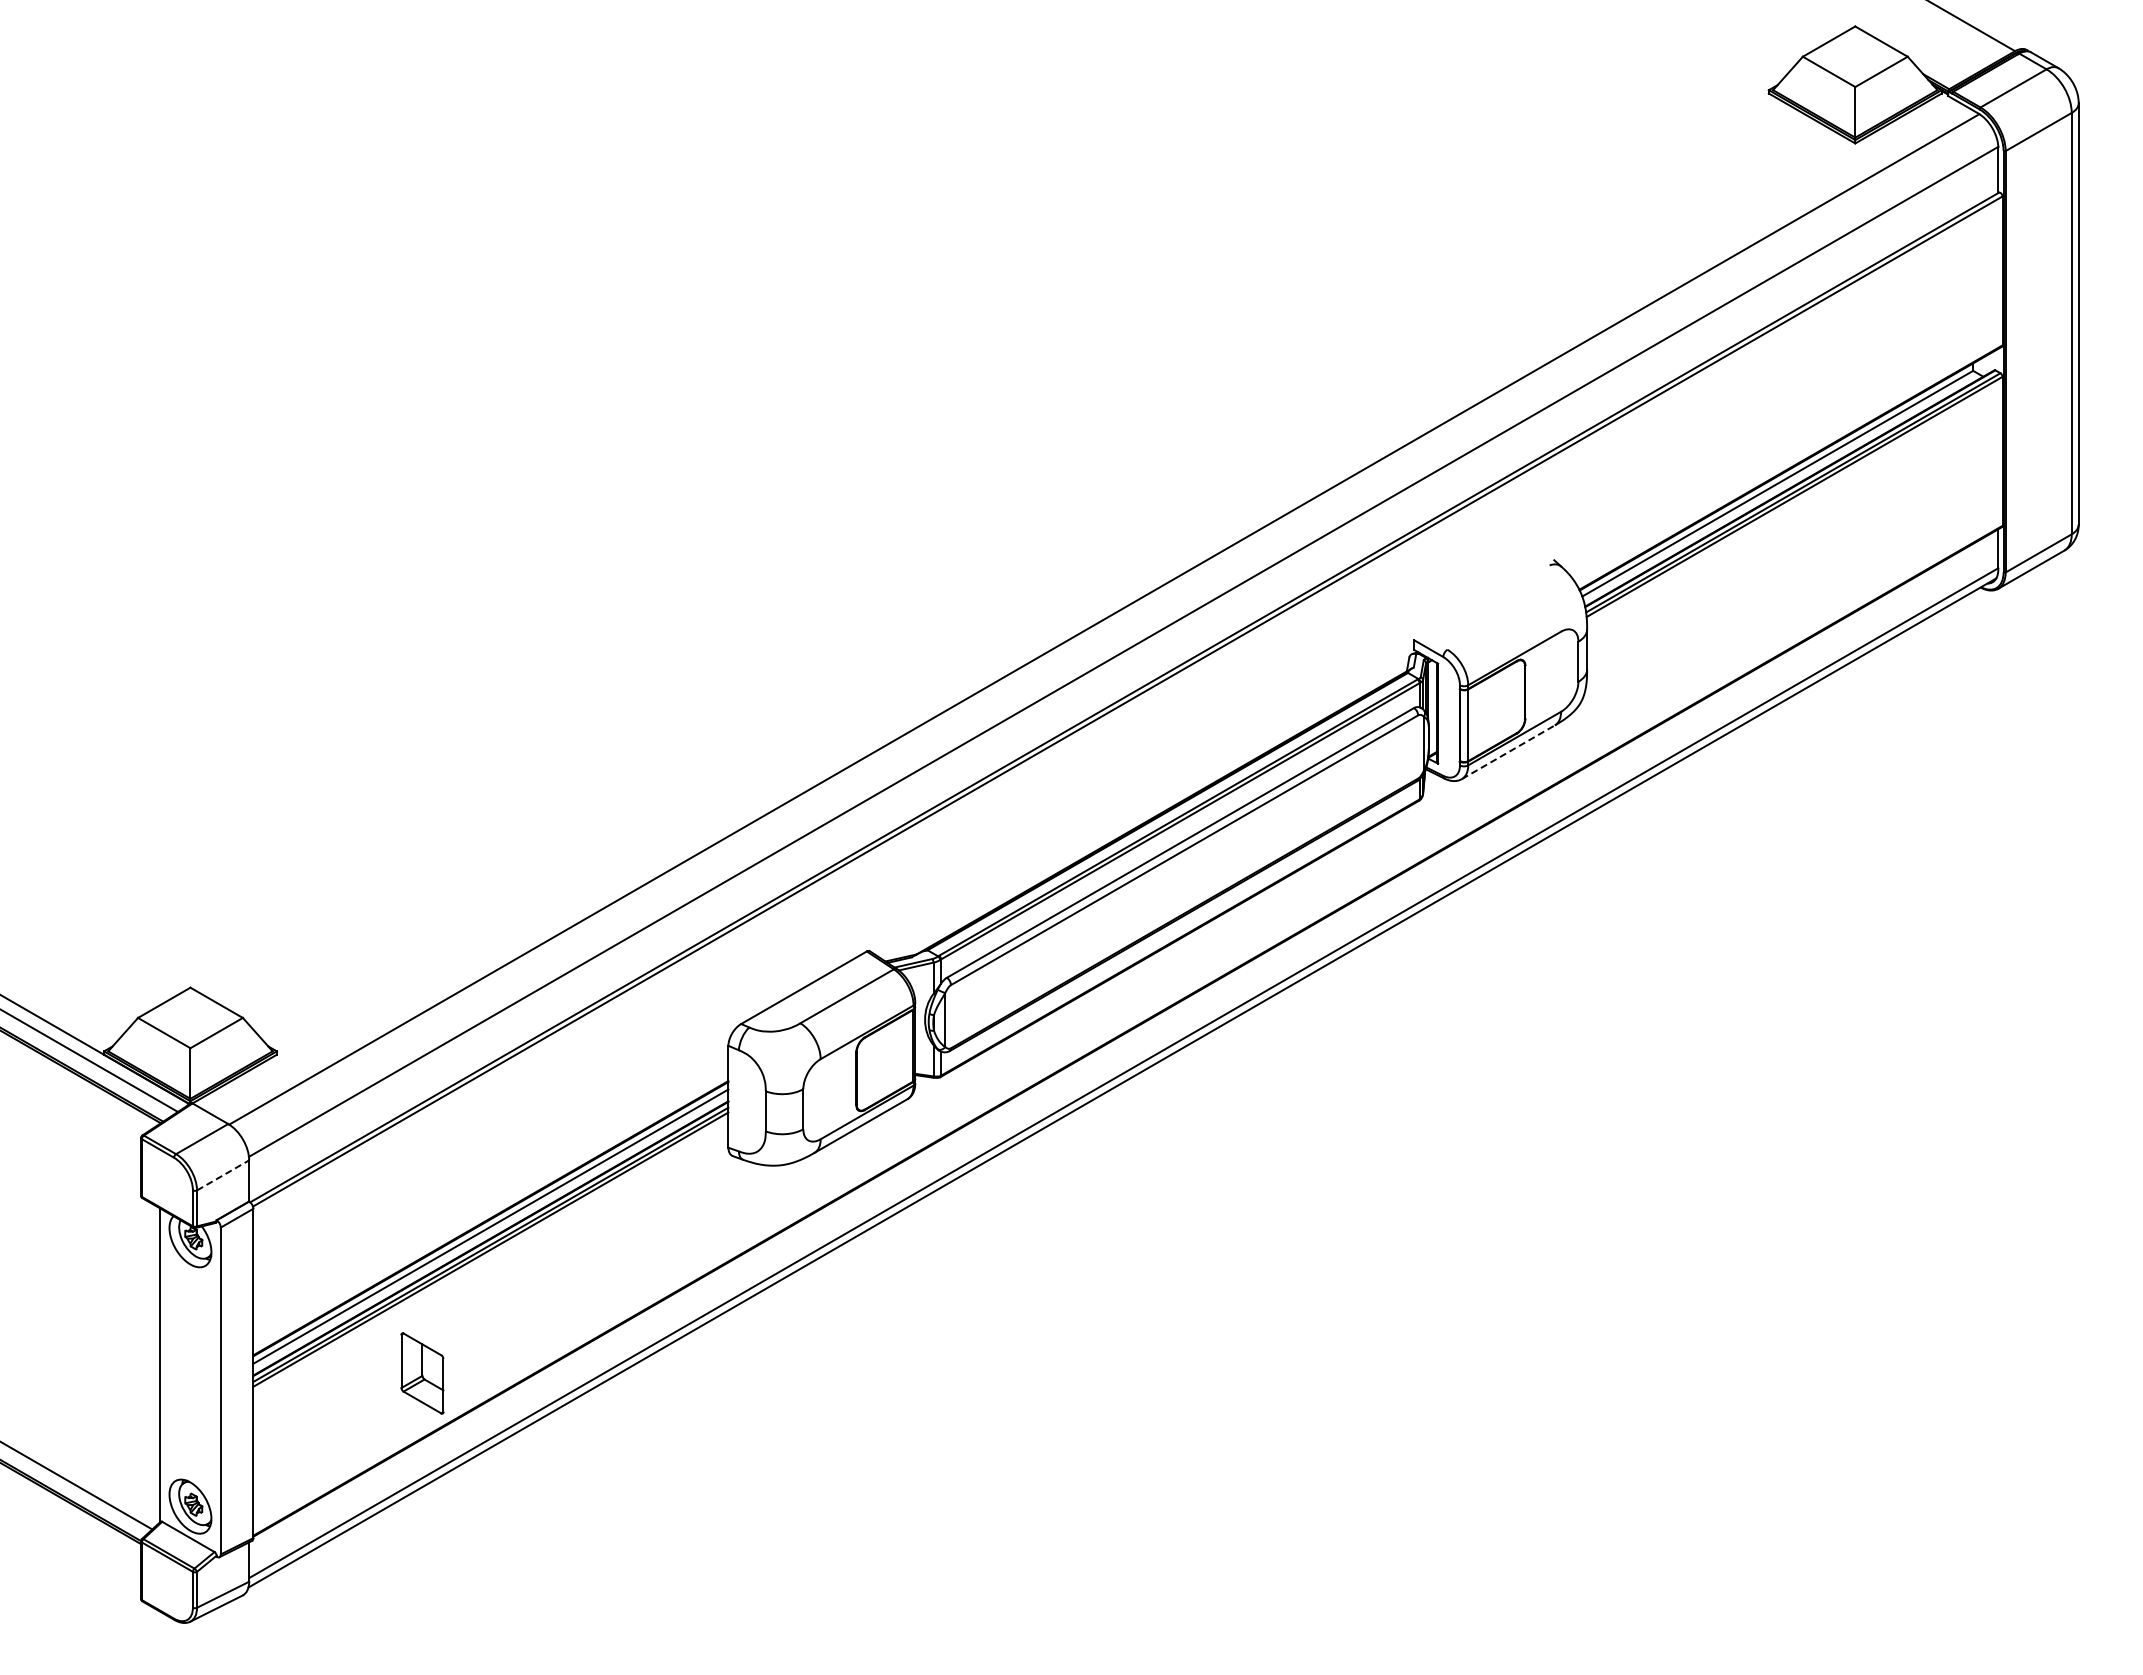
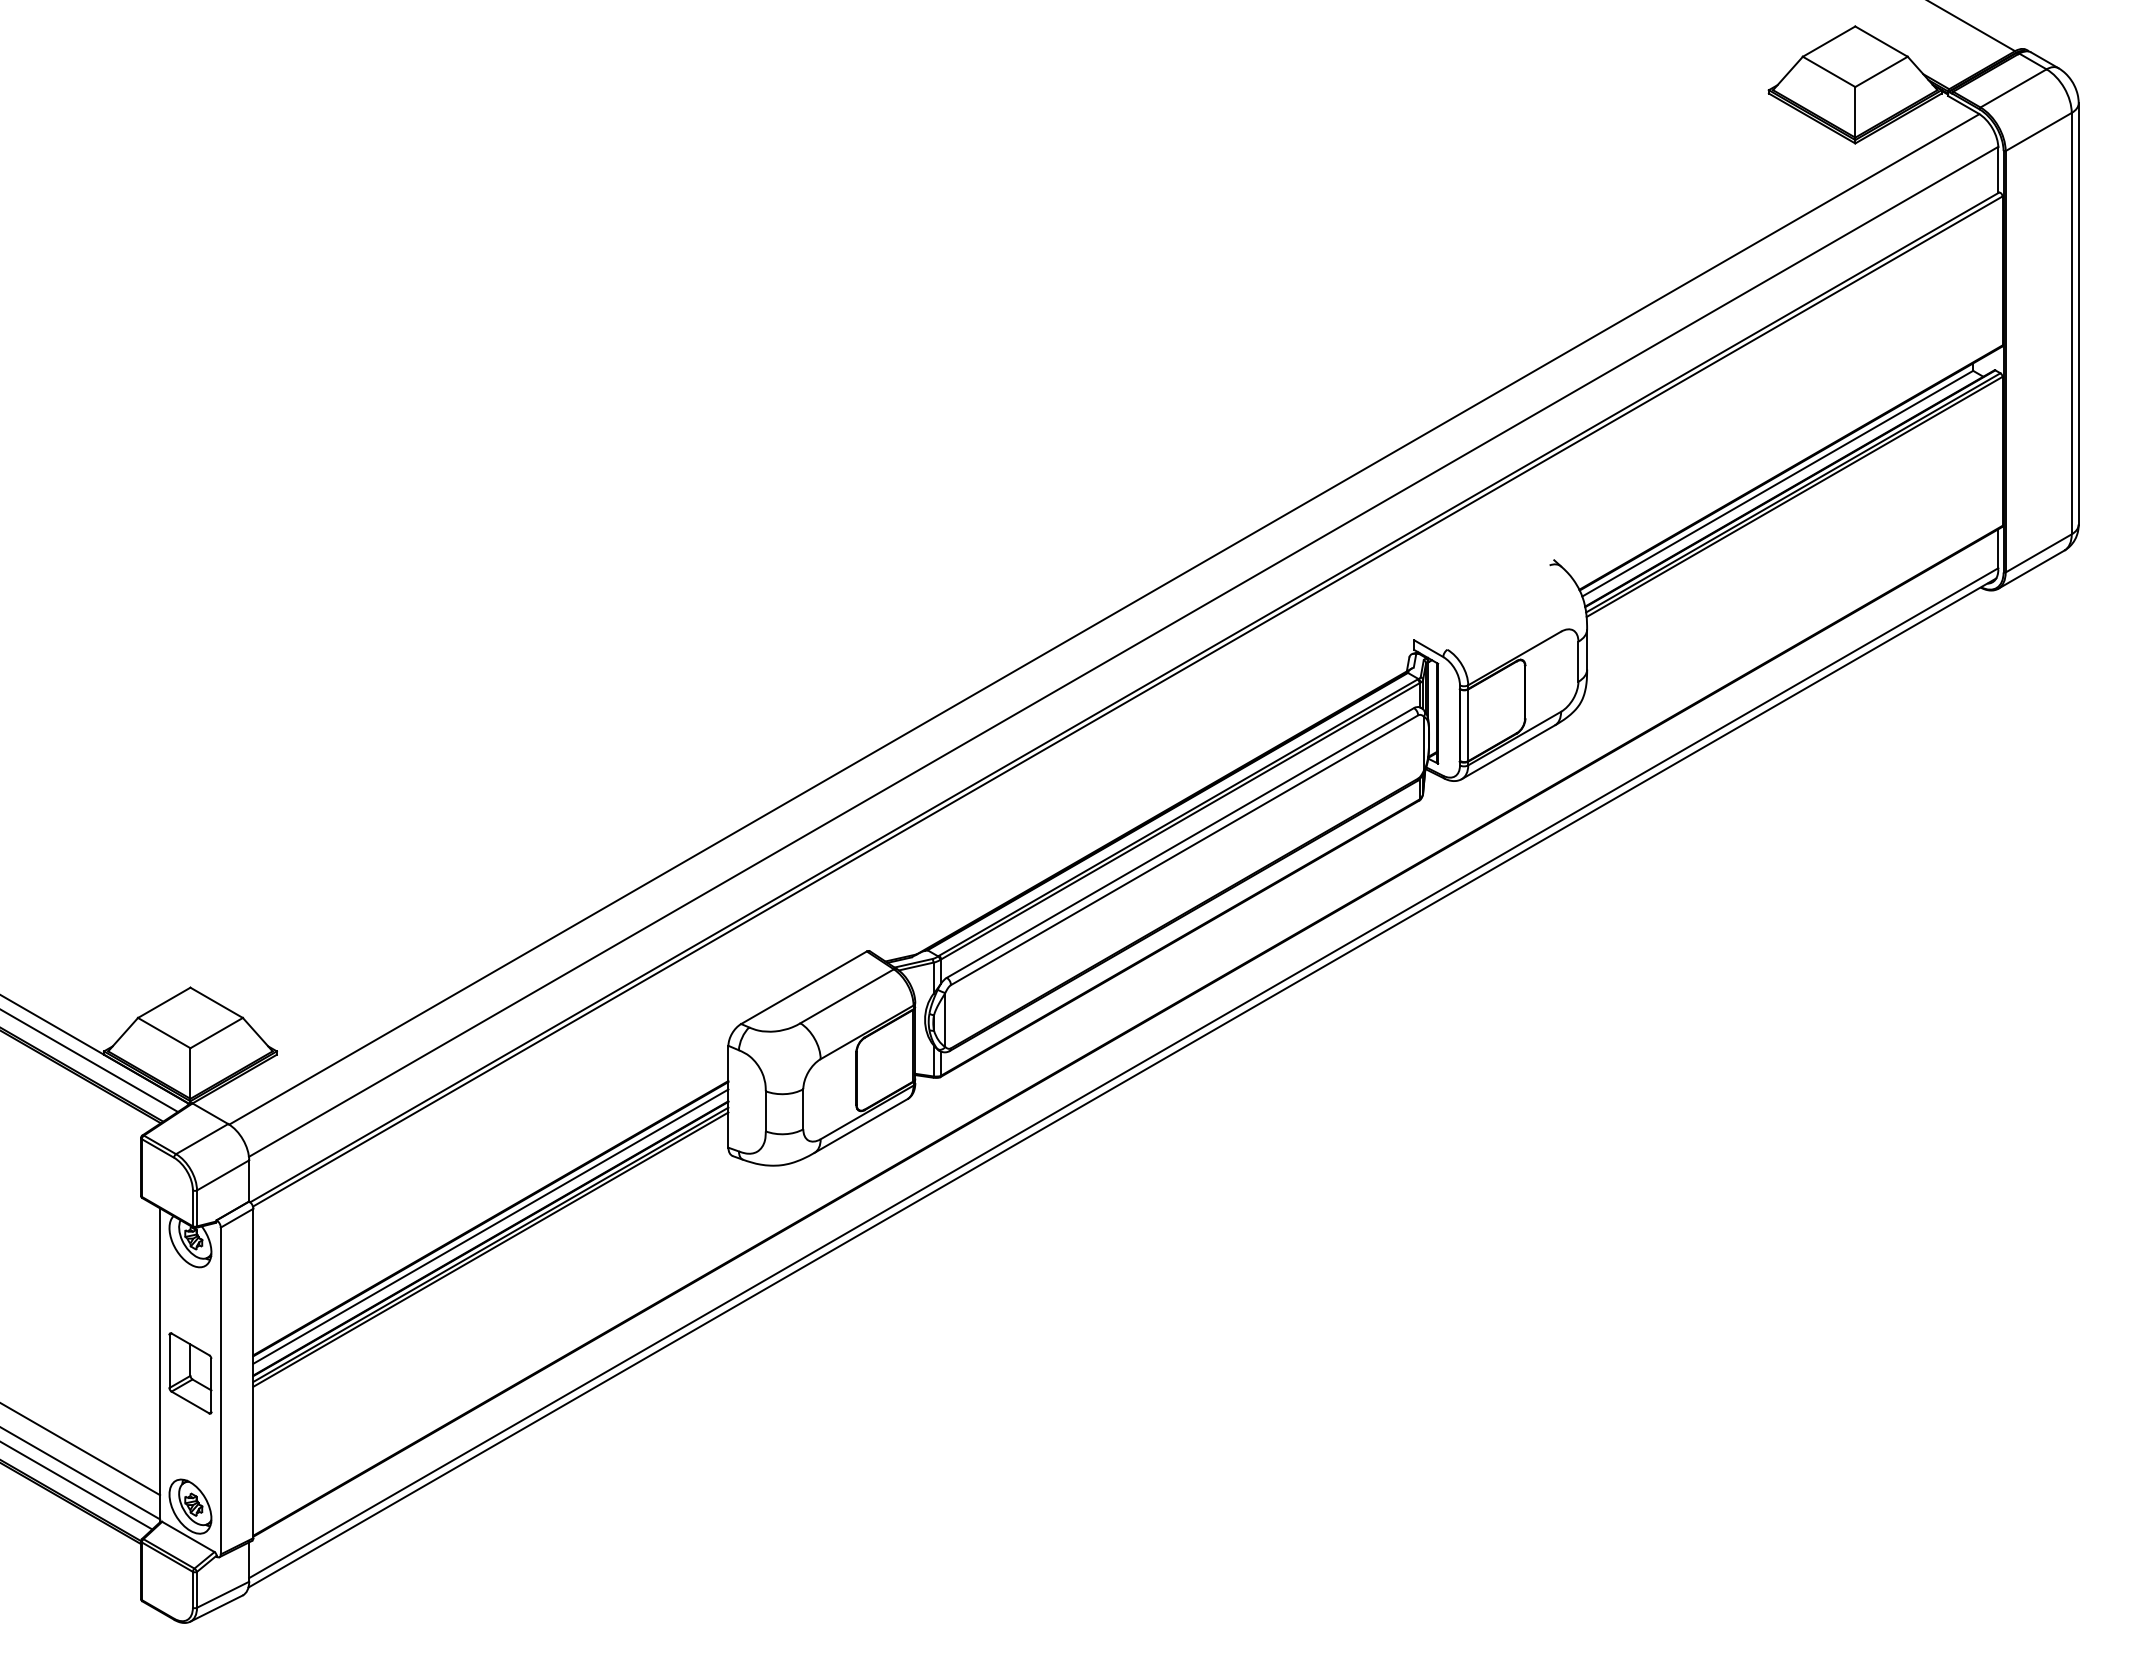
line: dashed -> solid (1508, 752)
line: dashed -> solid (223, 1175)
part position: (422, 1373) -> (190, 1373) (190, 1373)
line: none -> present (81, 1449)
line: none -> present (81, 1473)
